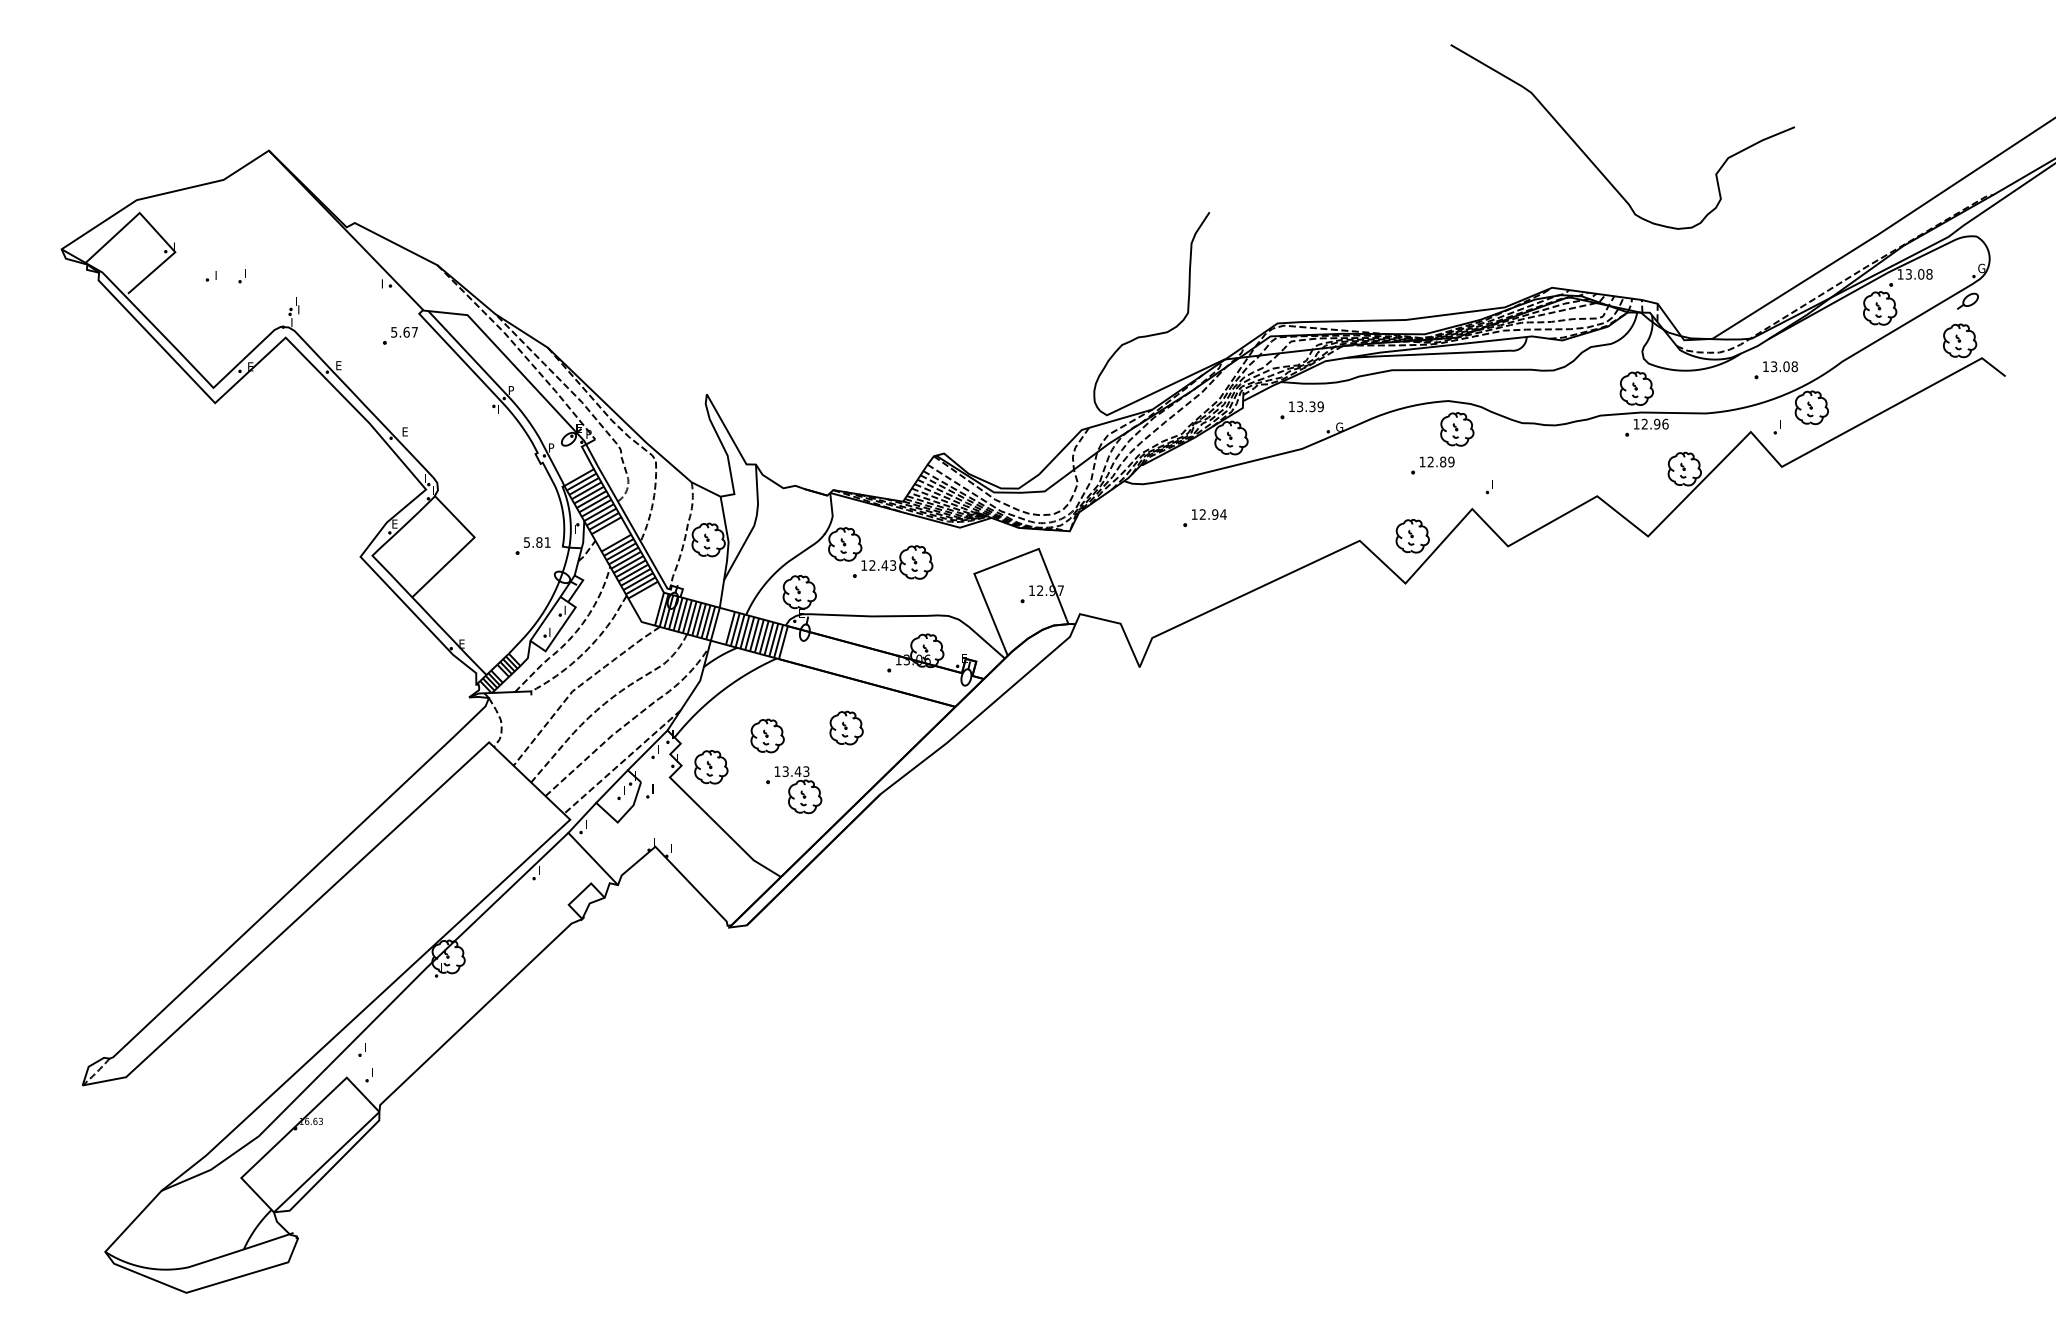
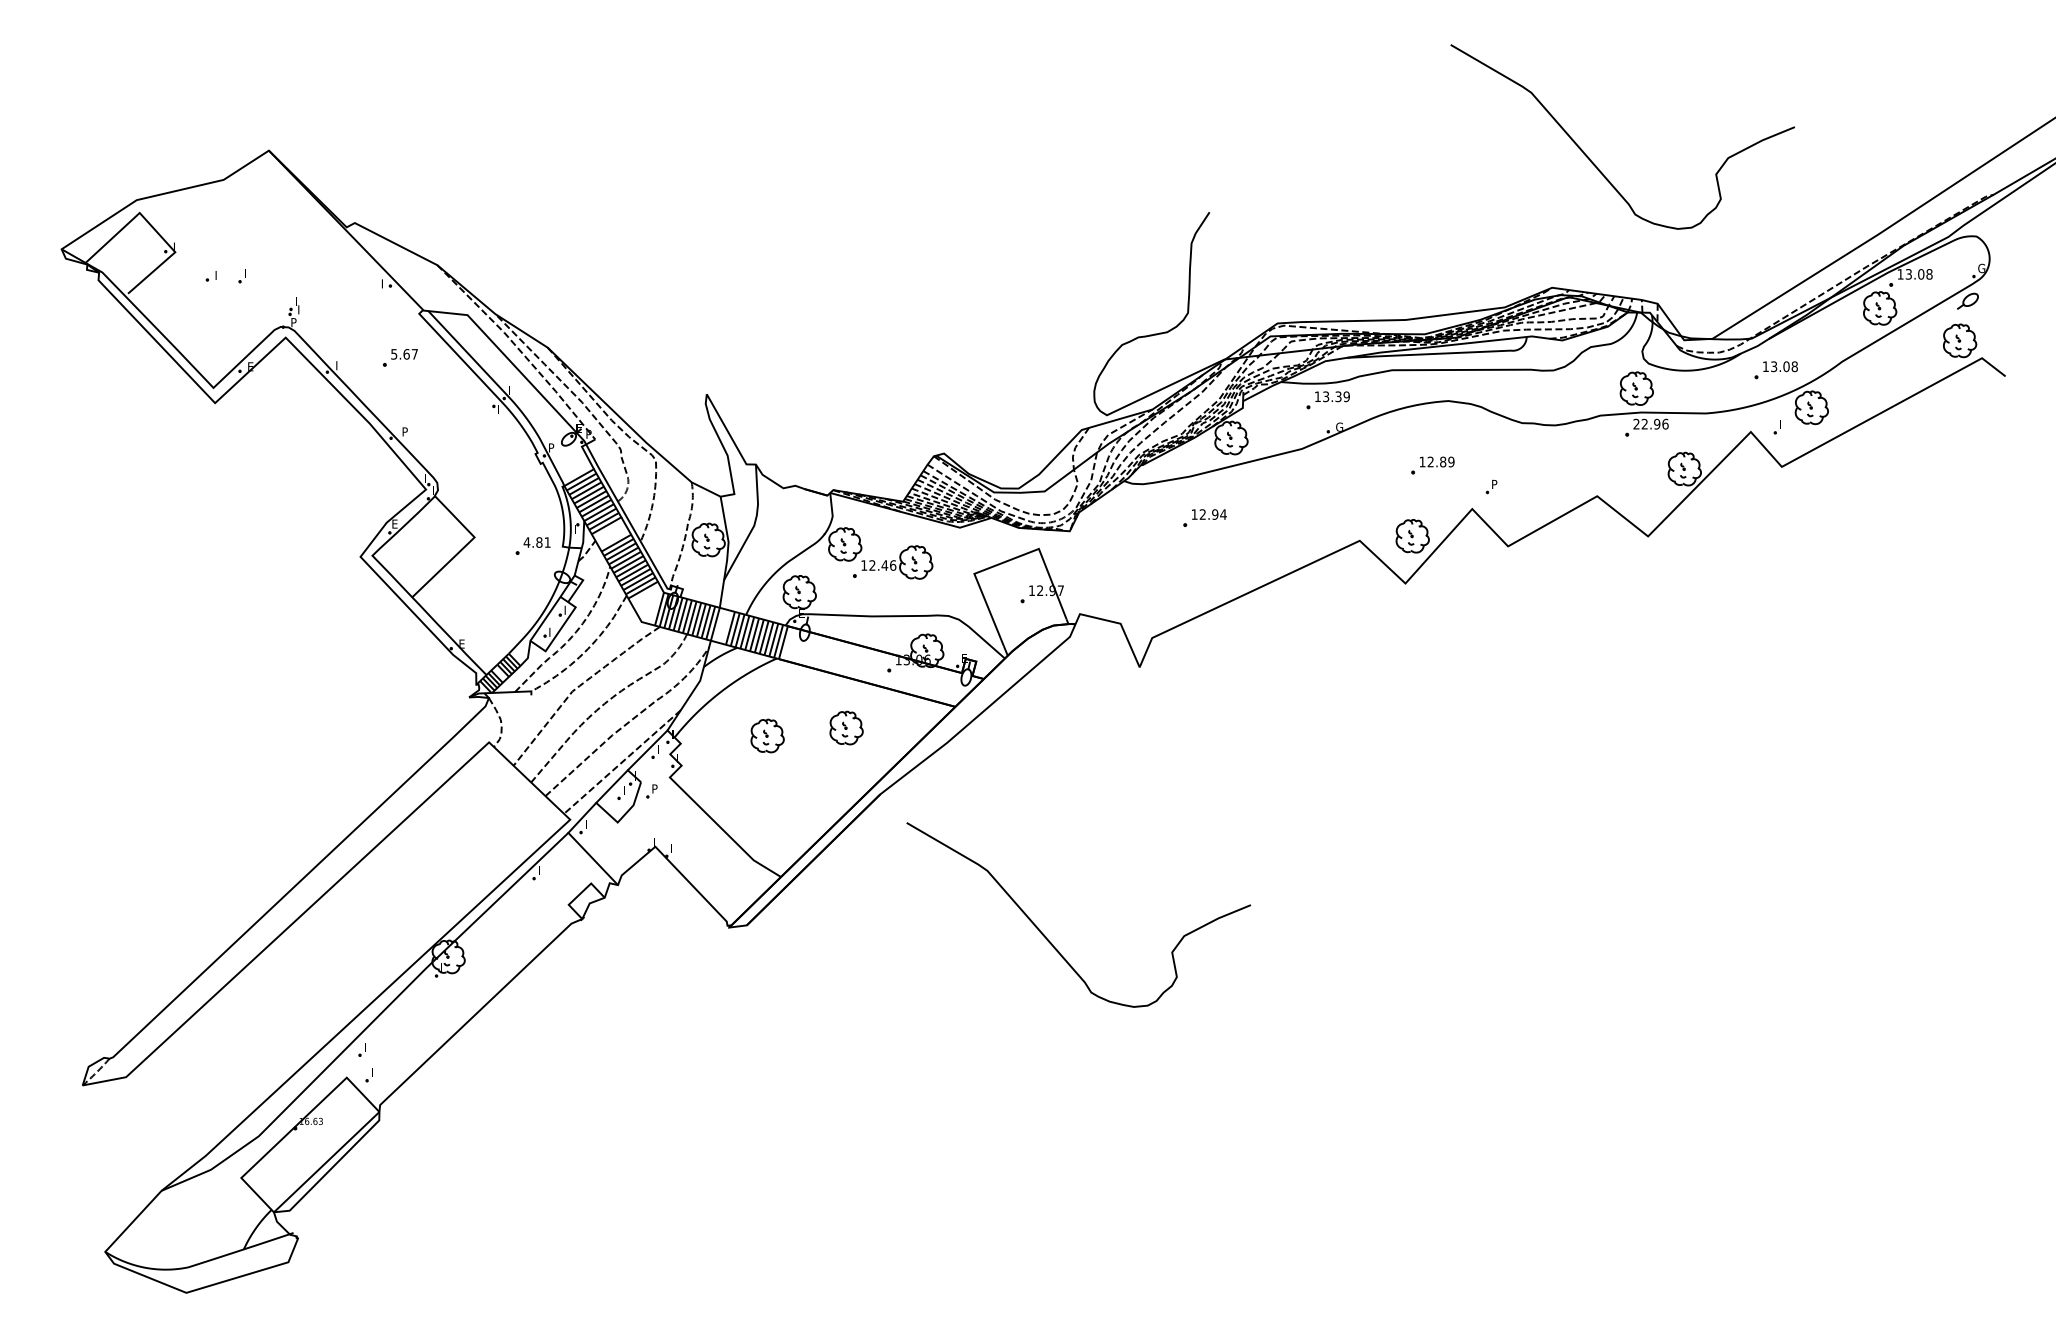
text: I -> P (294, 320)
part position: (400, 335) -> (400, 357) (400, 357)
text: E -> I (339, 365)
text: P -> I (511, 390)
part position: (1301, 410) -> (1327, 400) (1327, 400)
text: 12.96 -> 22.96 (1636, 423)
part: present -> none (1457, 429)
text: E -> P (405, 431)
text: I -> P (1494, 483)
text: 5.81 -> 4.81 (526, 542)
text: 12.43 -> 12.46 (893, 565)
part: present -> none (711, 767)
text: I -> P (654, 788)
part: present -> none (794, 790)
curve: none -> present (1046, 936)
